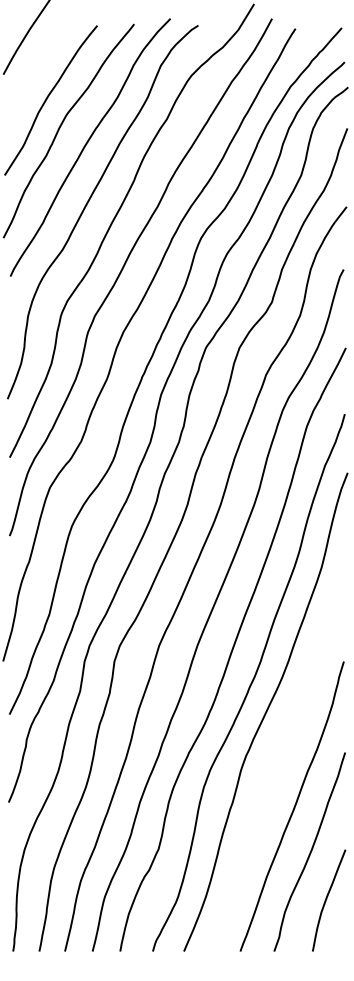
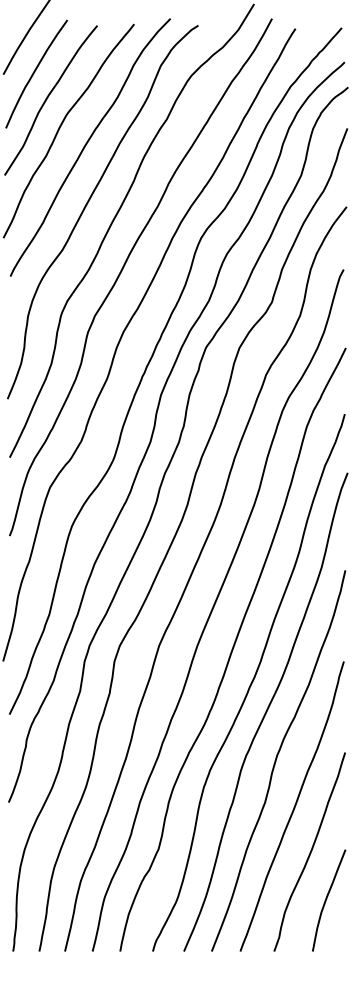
curve: none -> present (35, 72)
curve: none -> present (276, 760)
